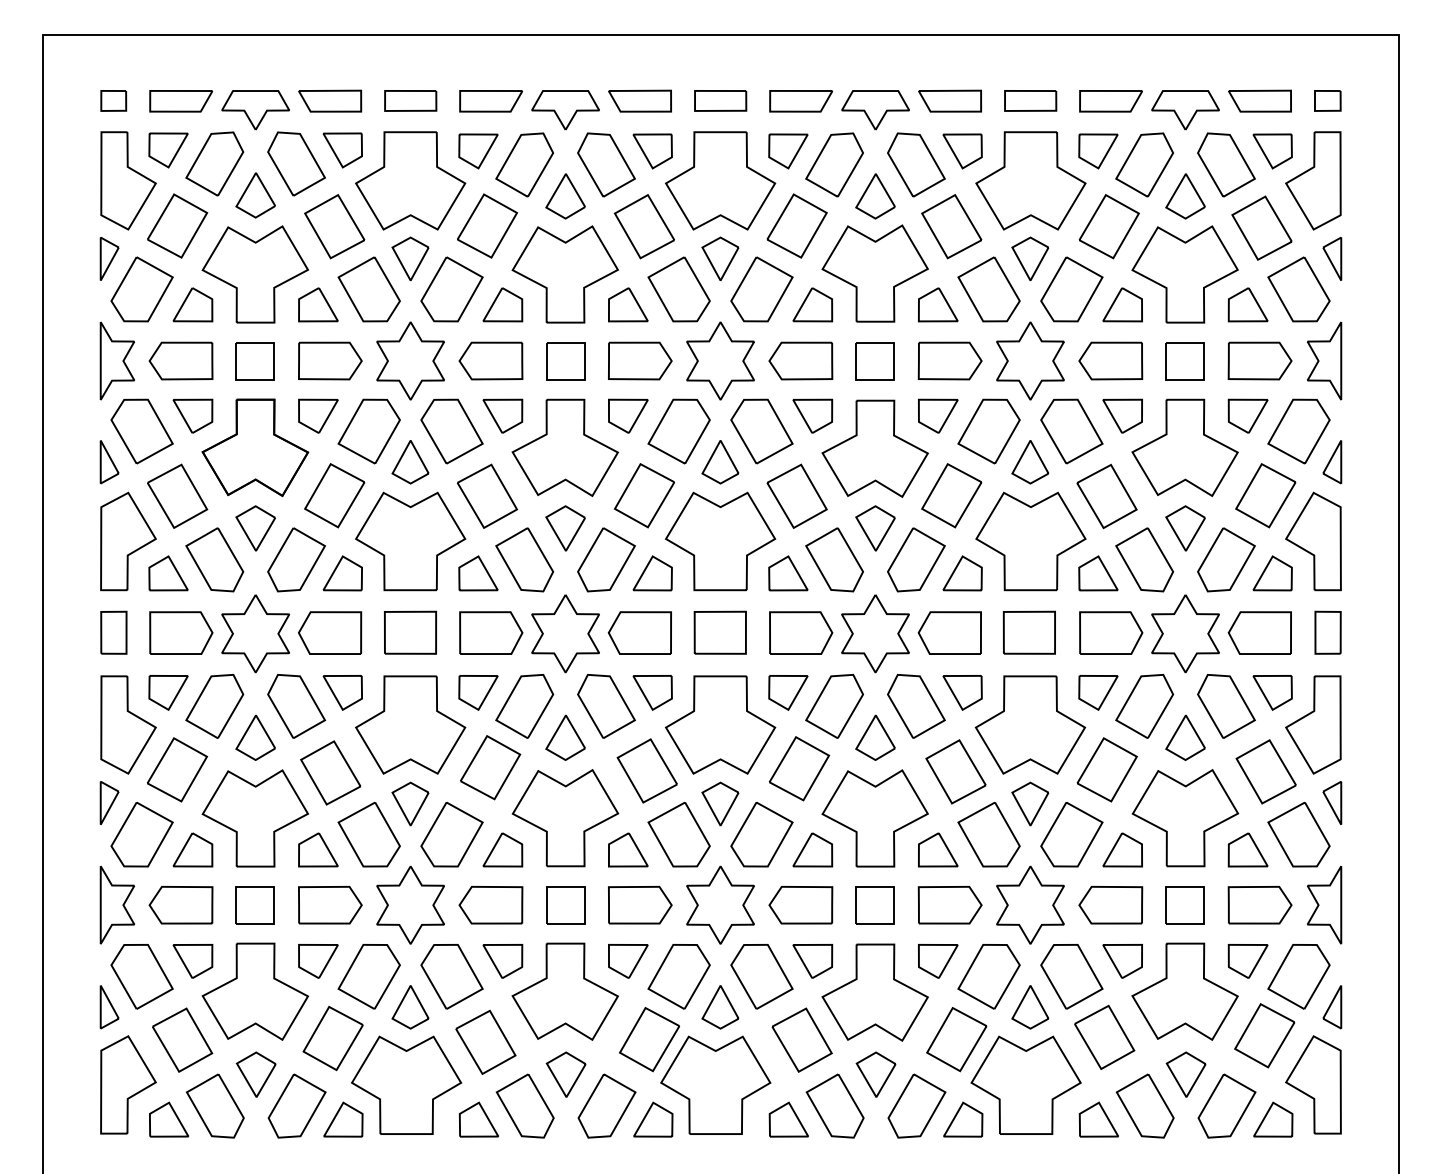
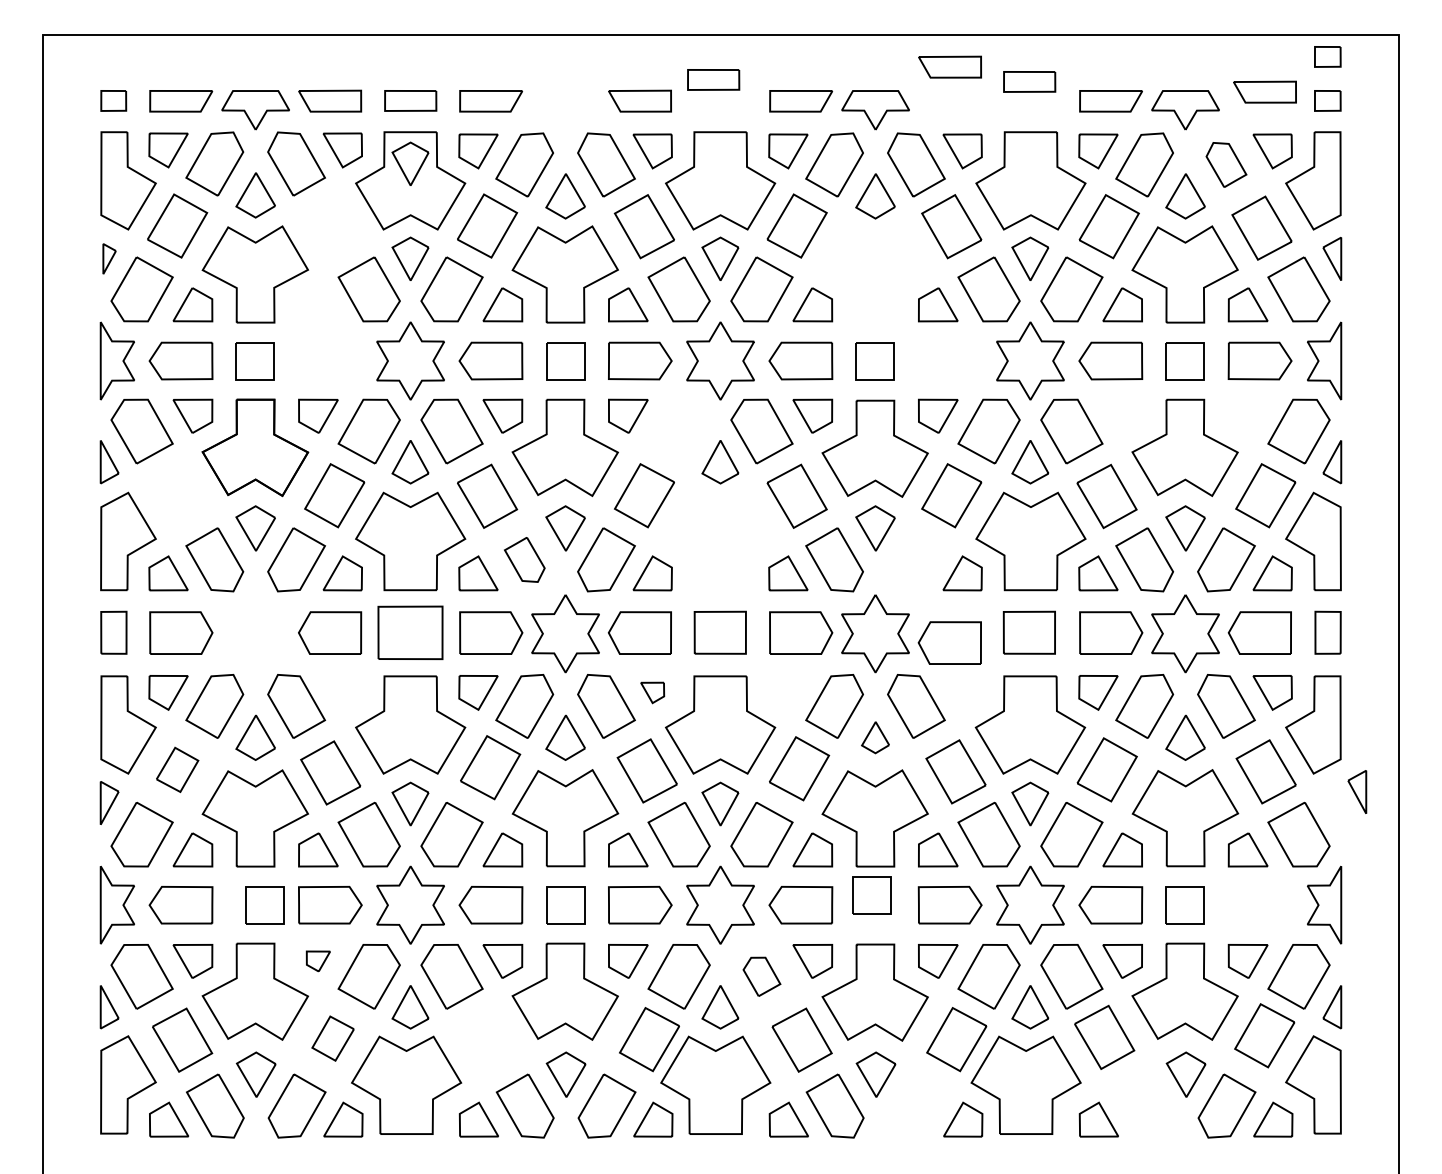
part: none -> present (1327, 56)
part position: (720, 100) -> (713, 79) (713, 79)
part position: (949, 100) -> (949, 66) (949, 66)
part position: (1030, 100) -> (1029, 81) (1029, 81)
part position: (1259, 100) -> (1264, 91) (1264, 91)
part: present -> none (565, 110)
part: none -> present (410, 163)
part size: 59x66 px -> 43x46 px (1226, 164)
part: present -> none (334, 226)
part size: 21x44 px -> 15x32 px (109, 258)
part: present -> none (874, 273)
part: present -> none (318, 304)
part: present -> none (330, 360)
part: present -> none (949, 360)
part: present -> none (1122, 415)
part: present -> none (1247, 415)
part: present -> none (678, 431)
part: present -> none (177, 495)
part: present -> none (720, 541)
part size: 60x66 px -> 42x46 px (524, 559)
part: present -> none (916, 559)
part size: 53x45 px -> 67x56 px (410, 632)
part position: (949, 632) -> (949, 642) (949, 642)
part: present -> none (255, 633)
part: present -> none (342, 692)
part size: 41x36 px -> 26x24 px (652, 692)
part: present -> none (788, 692)
part: present -> none (962, 692)
part size: 41x47 px -> 29x34 px (875, 737)
part size: 62x66 px -> 44x47 px (177, 769)
part position: (1332, 802) -> (1357, 791) (1357, 791)
part position: (254, 905) -> (264, 905) (264, 905)
part position: (874, 905) -> (871, 895) (871, 895)
part: present -> none (1259, 905)
part size: 41x35 px -> 26x23 px (317, 961)
part size: 64x66 px -> 40x41 px (761, 976)
part size: 62x66 px -> 44x47 px (332, 1038)
part: present -> none (485, 1041)
part: present -> none (916, 1105)
part: present -> none (1144, 1105)
